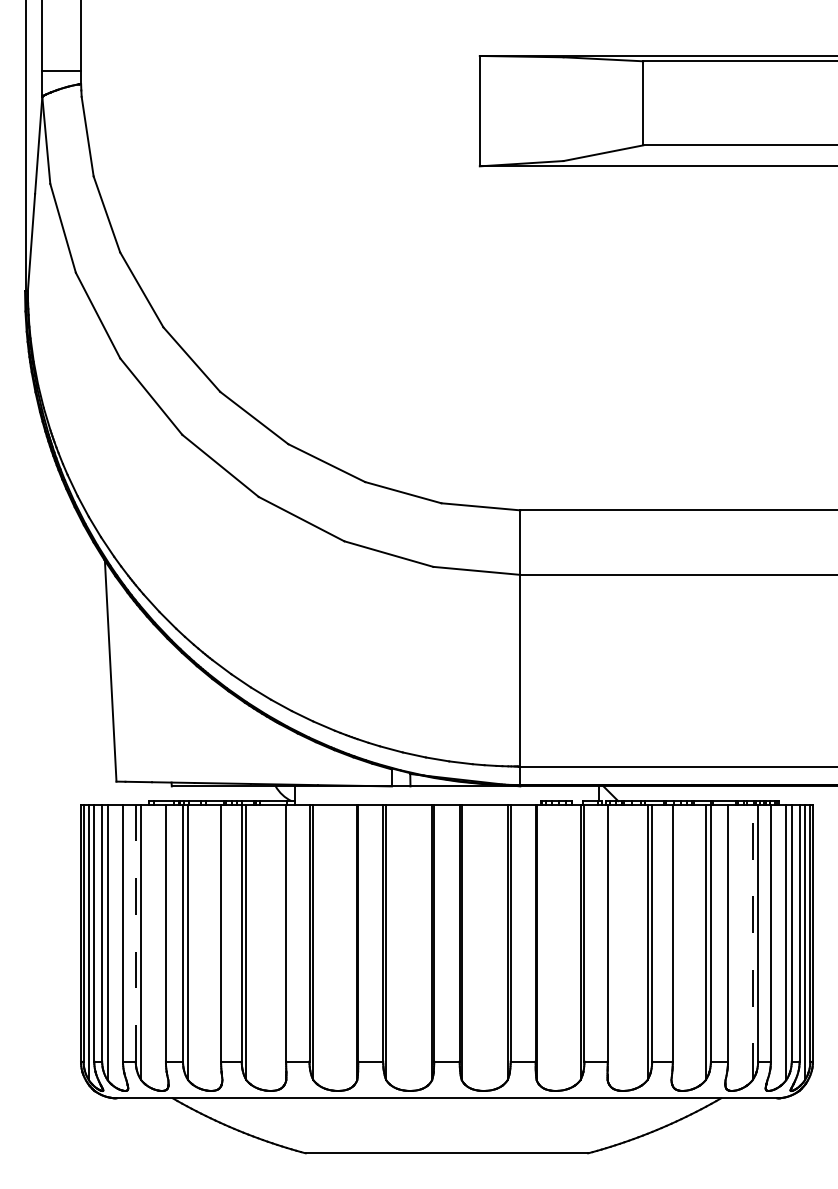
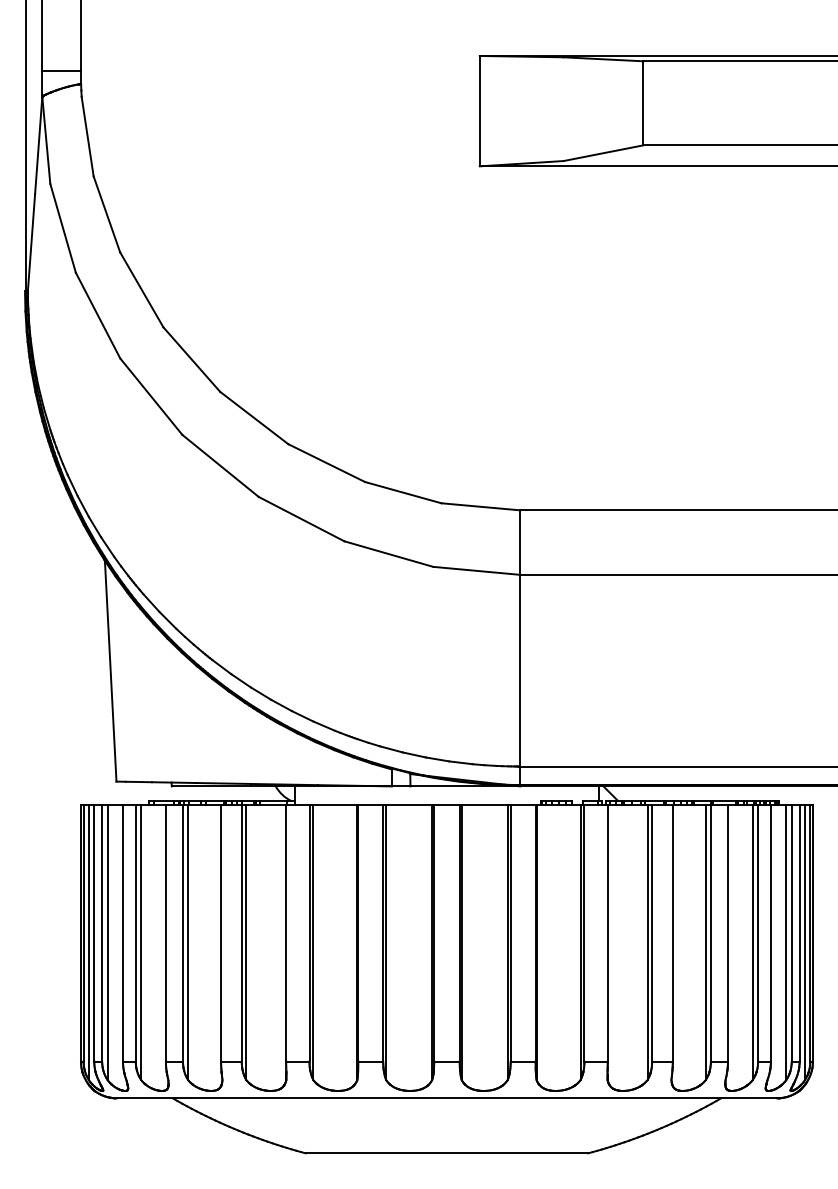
line: dashed -> solid (135, 932)
line: dashed -> solid (752, 942)
